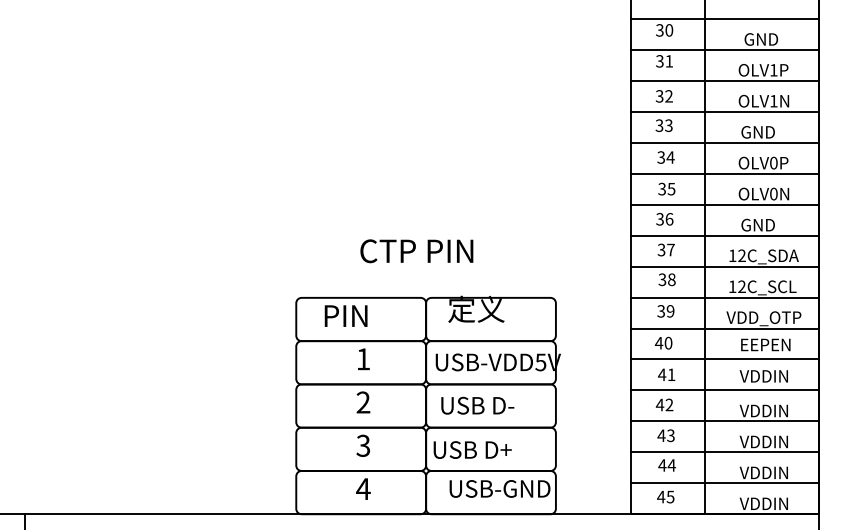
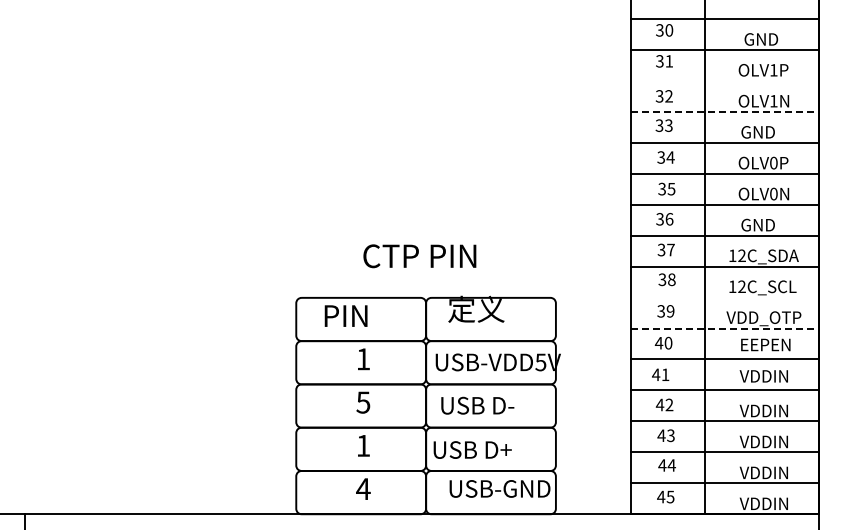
line: present -> none (724, 80)
line: solid -> dashed (725, 111)
text position: (416, 251) -> (419, 256) (419, 256)
line: present -> none (724, 297)
line: solid -> dashed (725, 328)
text position: (666, 374) -> (660, 374) (660, 374)
text: 2 -> 5 (363, 402)
text: 3 -> 1 (362, 445)
